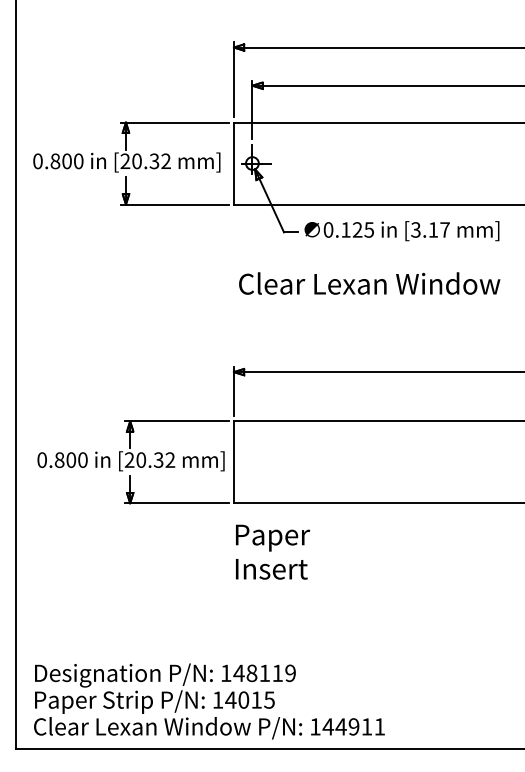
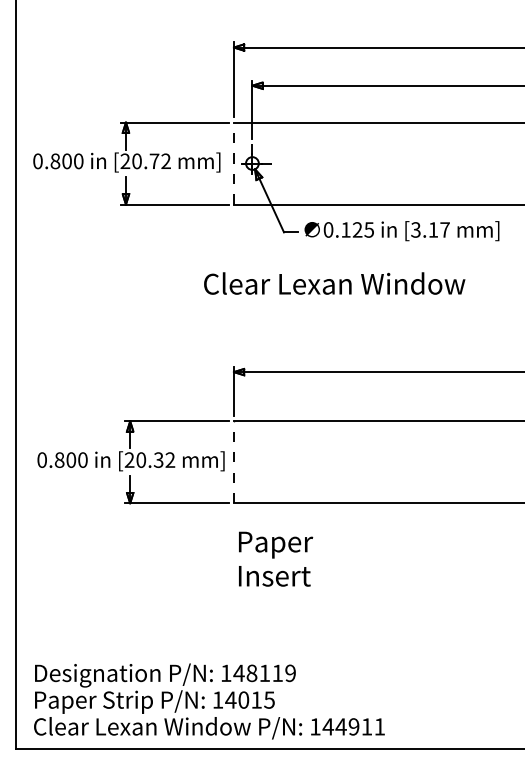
text: [20.32 -> [20.72 (154, 161)
line: solid -> dashed (233, 163)
text position: (369, 283) -> (334, 283) (334, 283)
line: solid -> dashed (233, 462)
text position: (273, 551) -> (276, 558) (276, 558)
